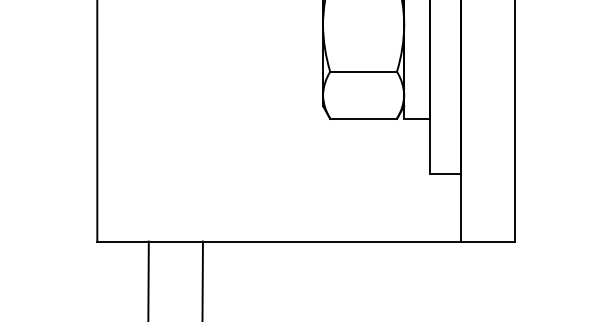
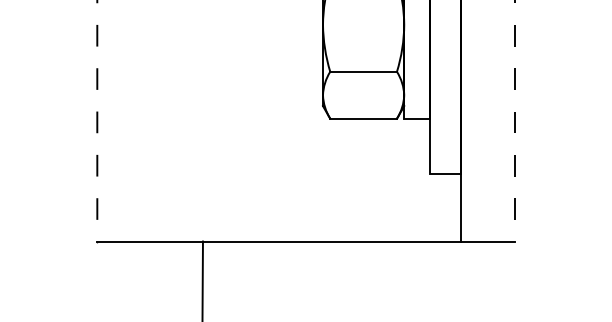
line: solid -> dashed (97, 121)
line: solid -> dashed (514, 121)
line: present -> none (148, 279)
